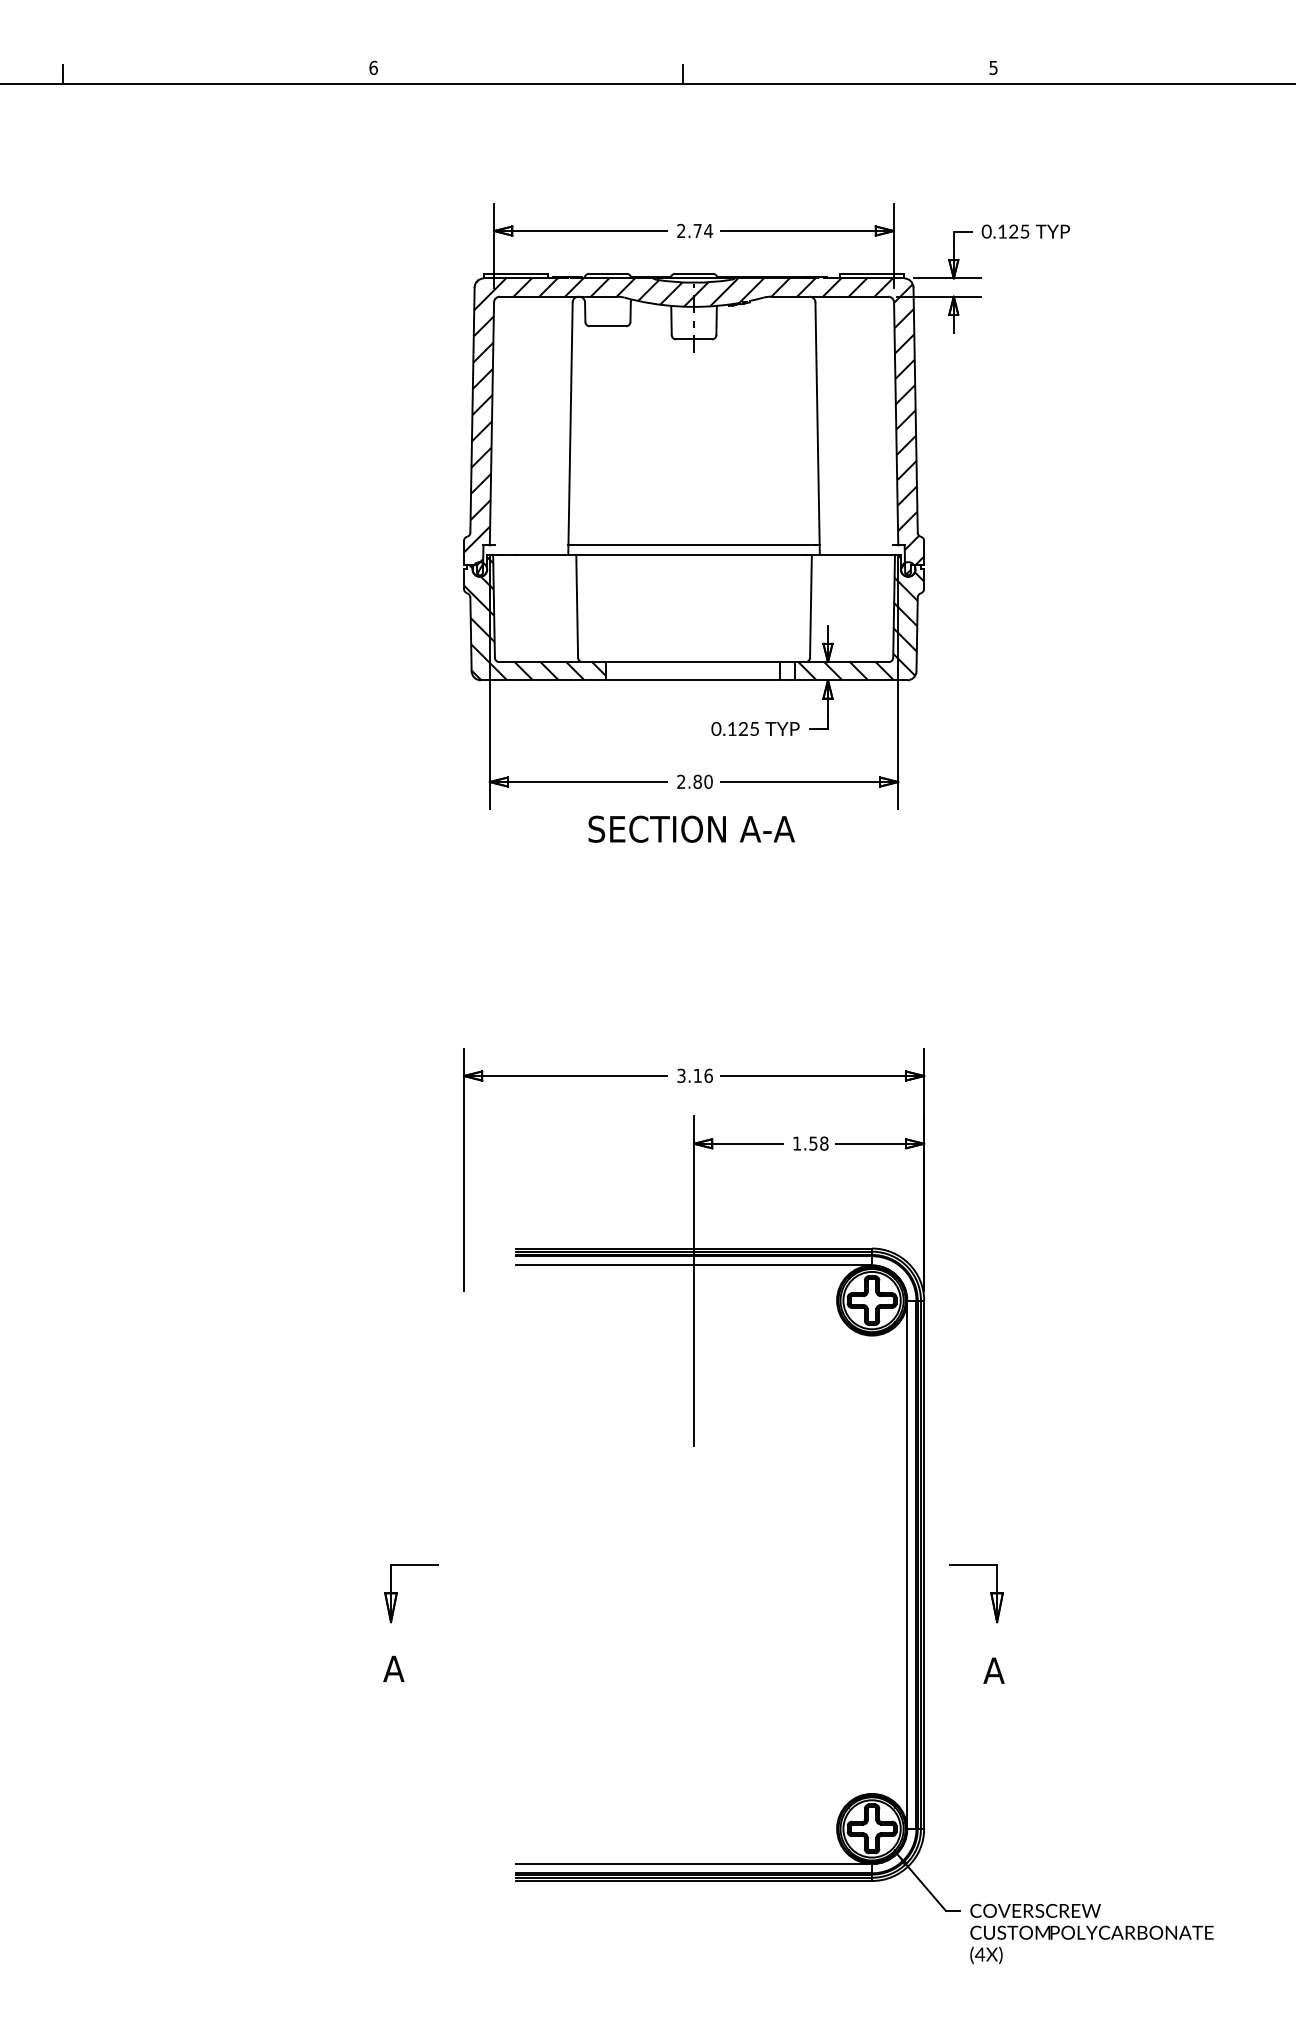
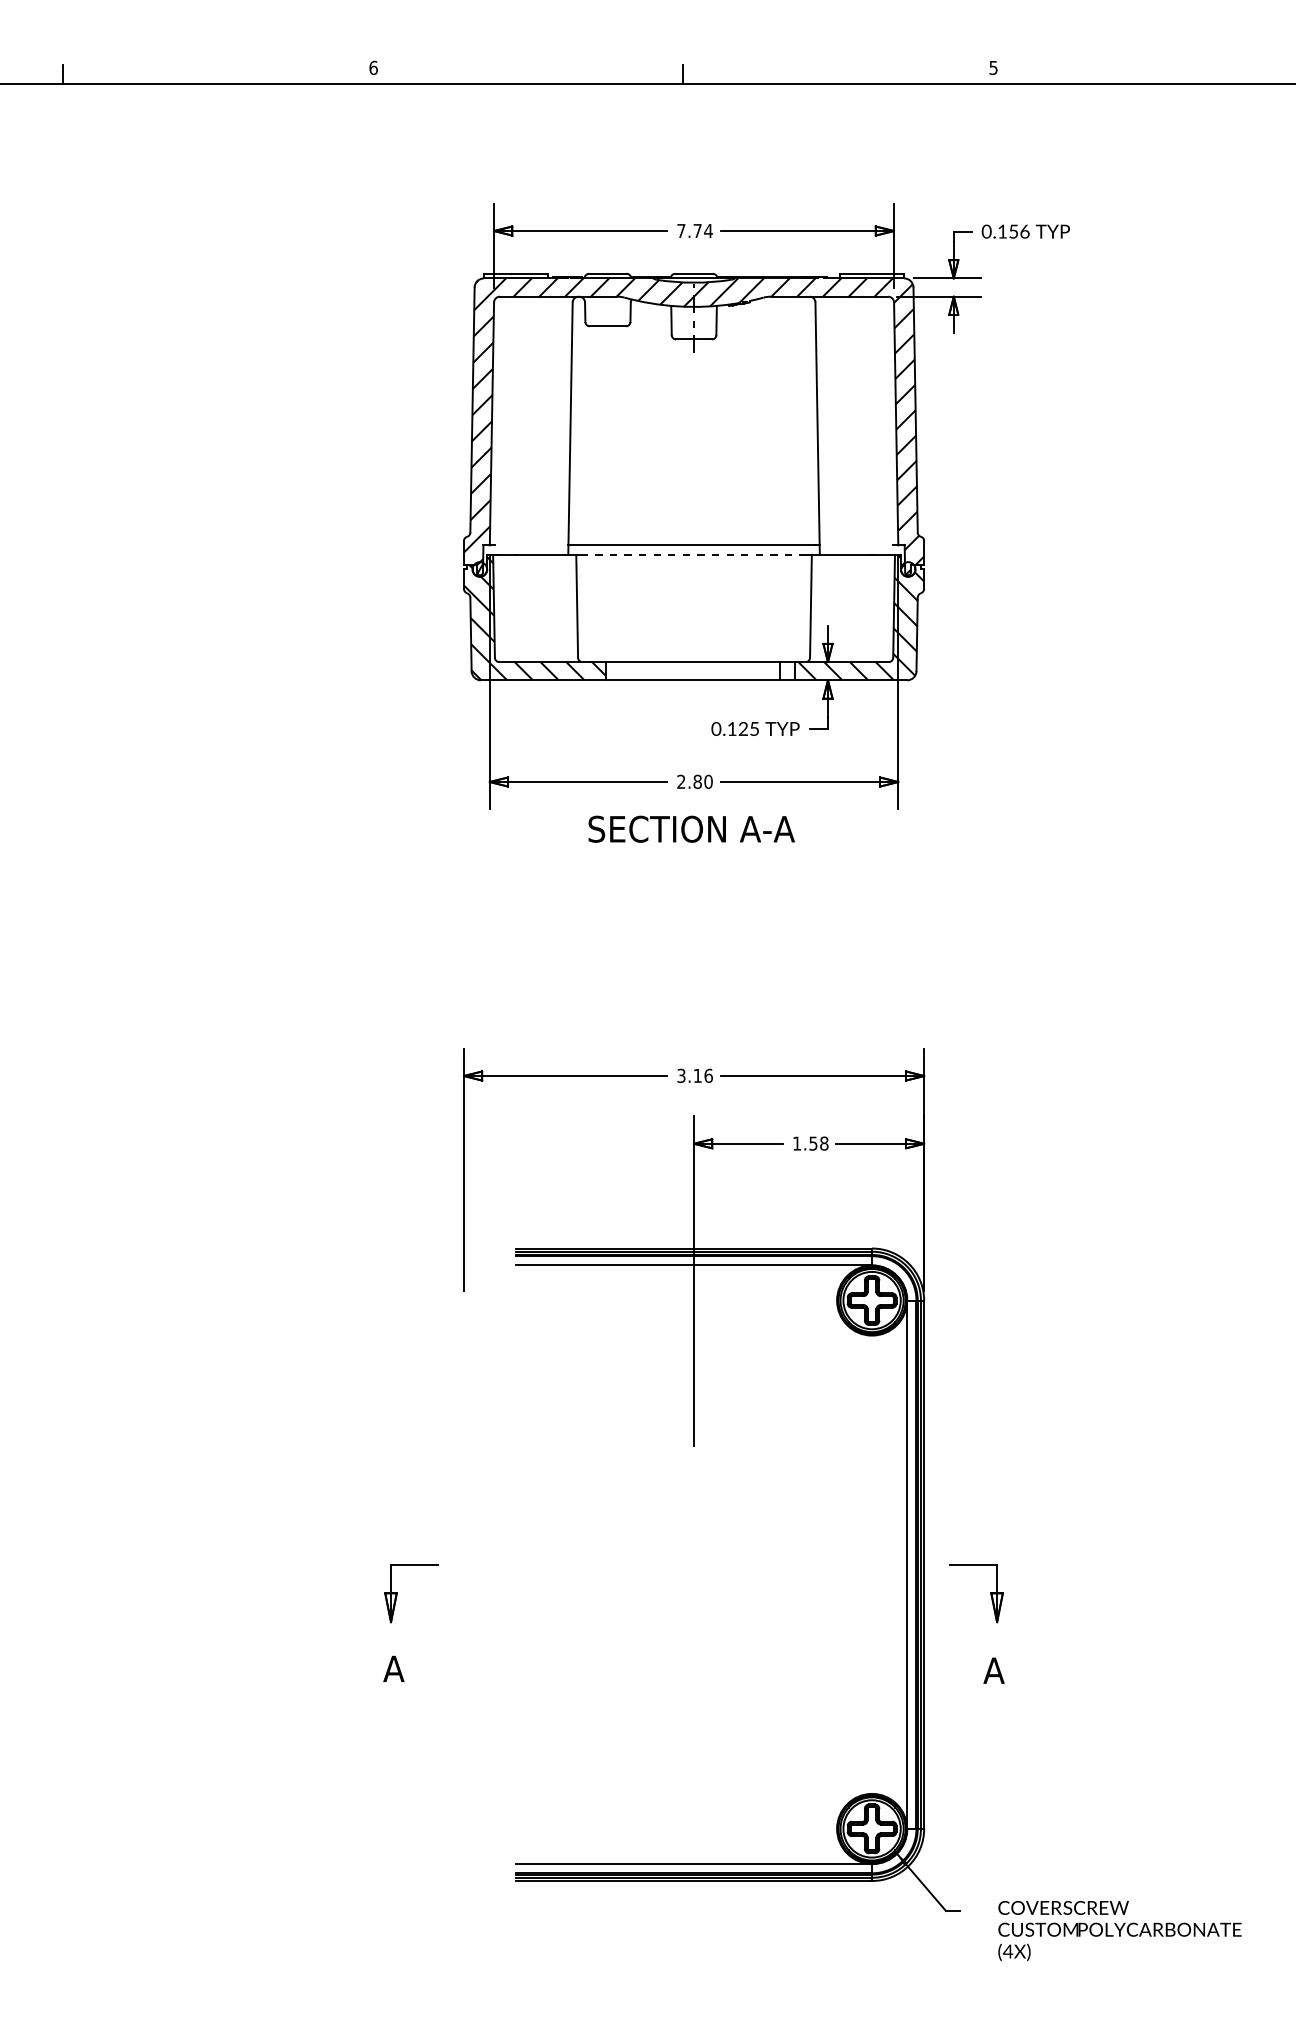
text: 2.74 -> 7.74 (681, 230)
text: 0.125 -> 0.156 (1019, 231)
line: solid -> dashed (694, 554)
text position: (1091, 1933) -> (1119, 1930) (1119, 1930)
